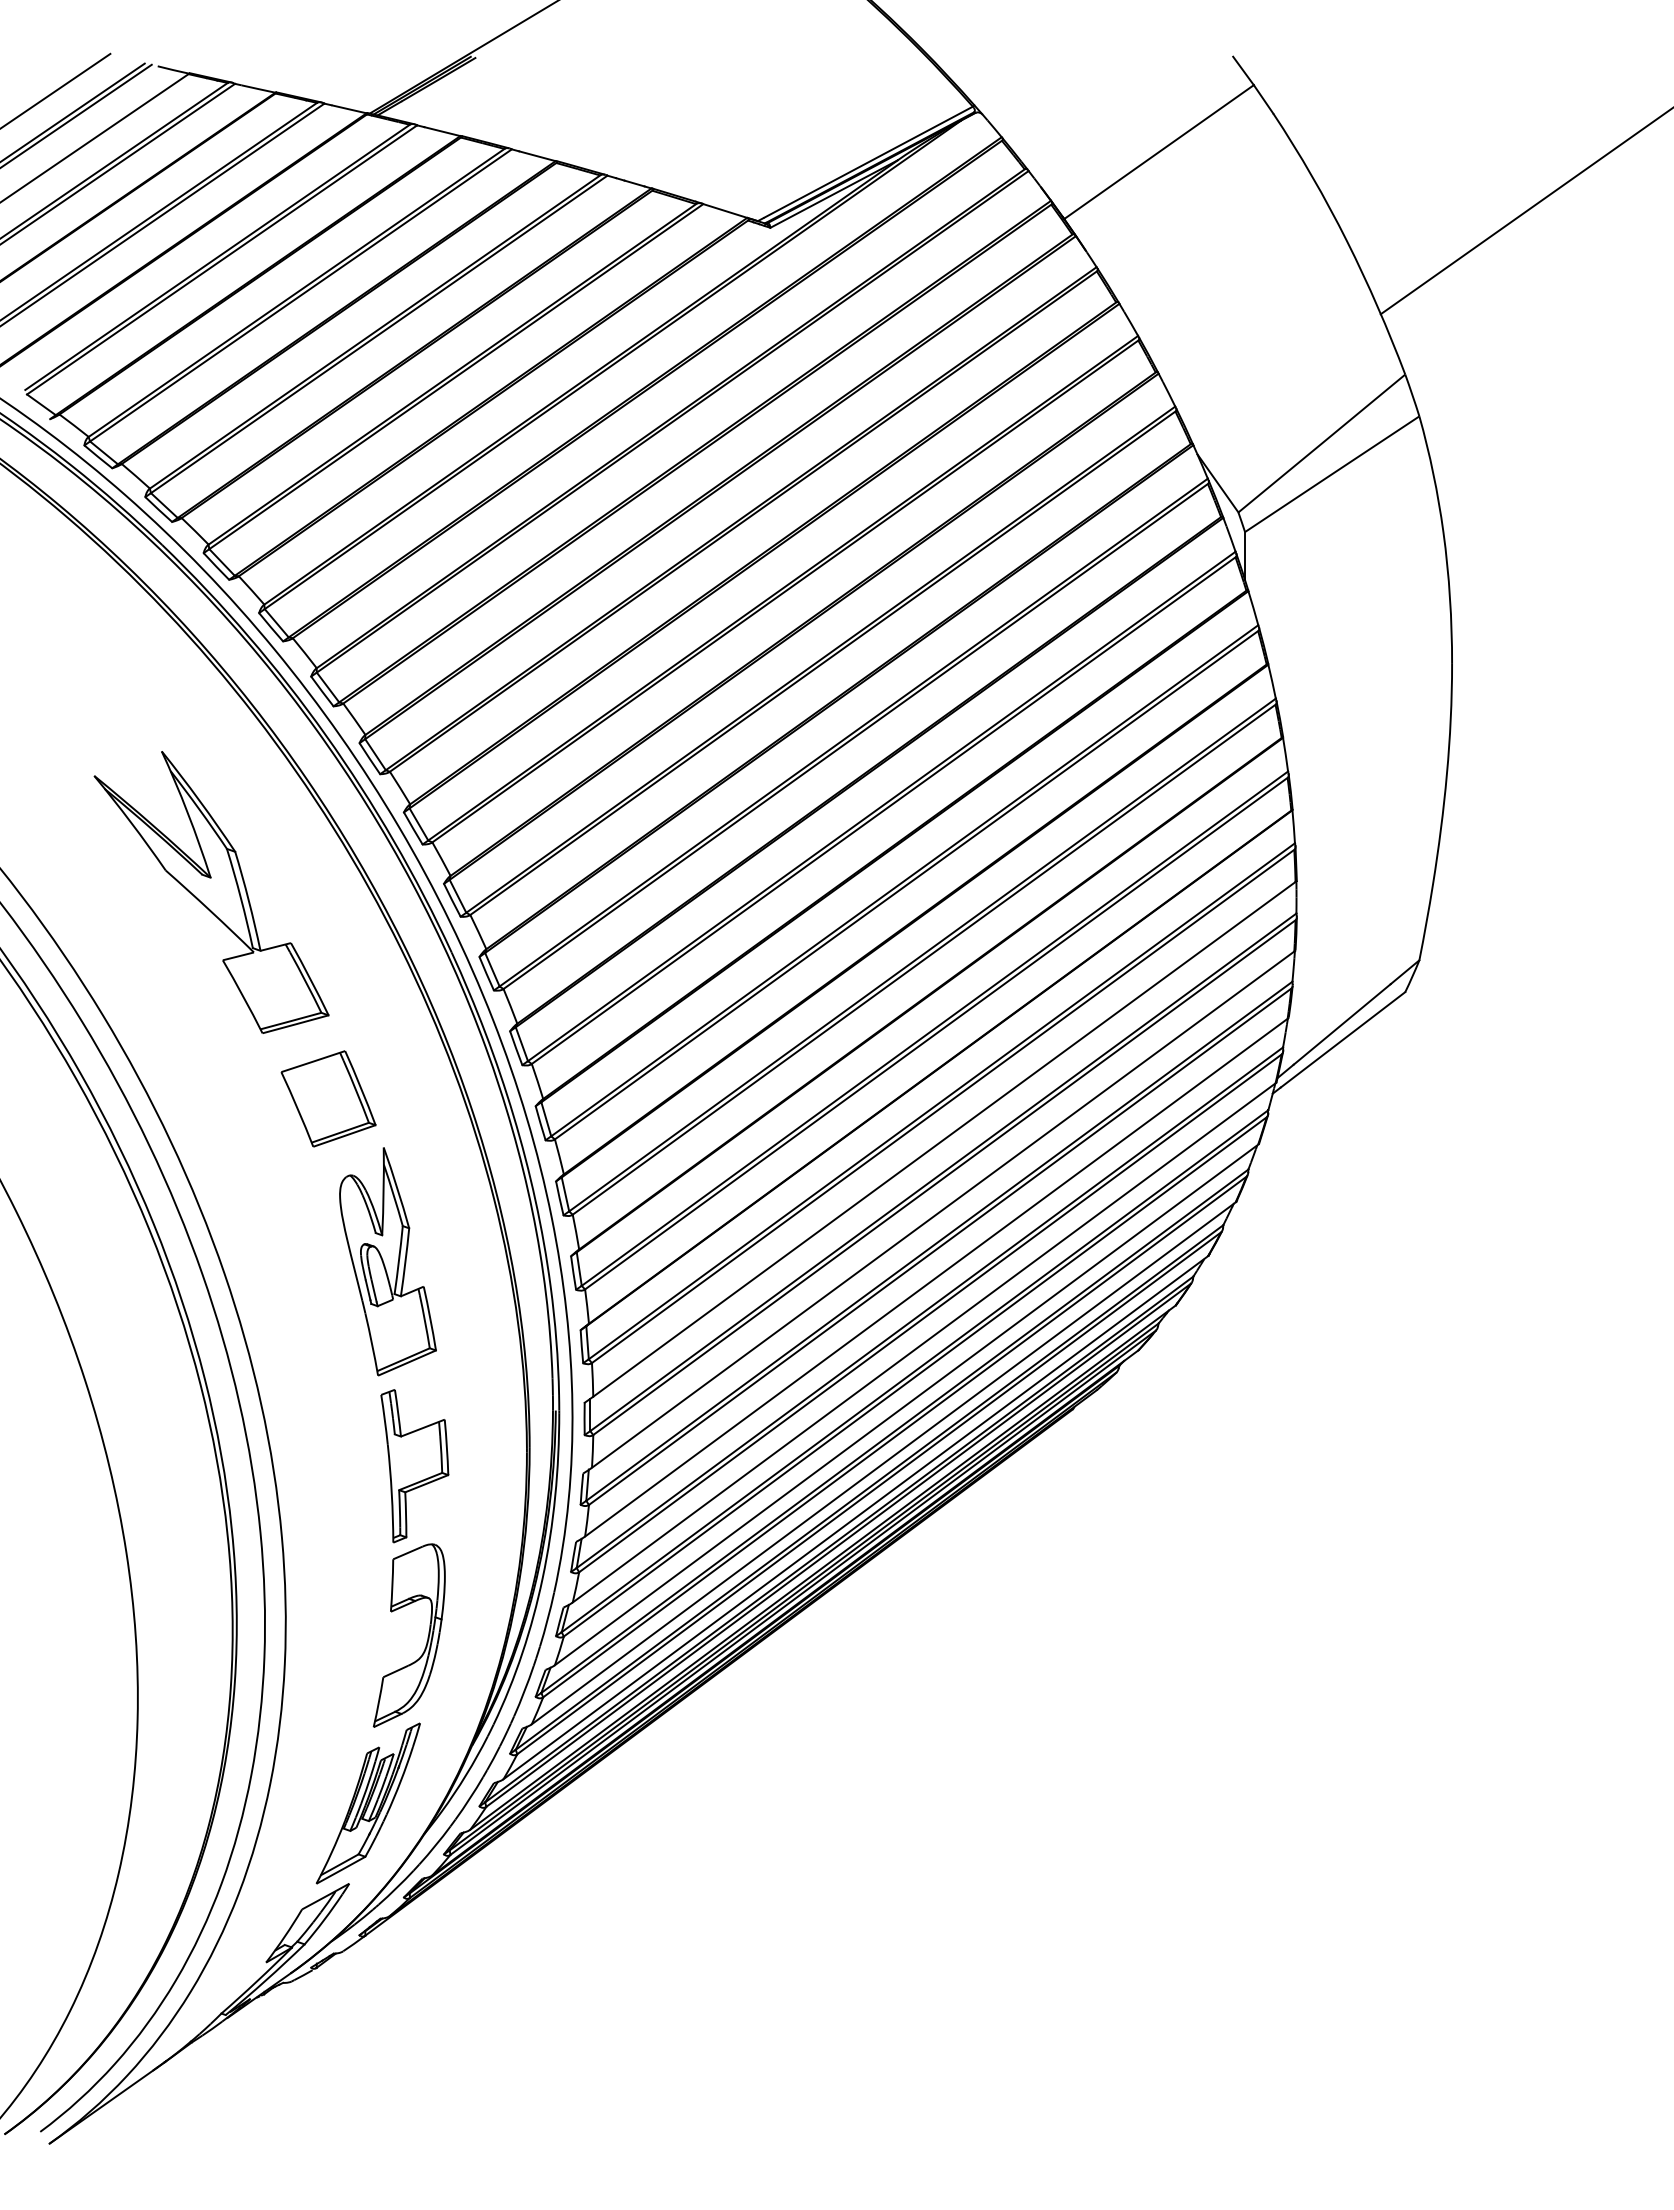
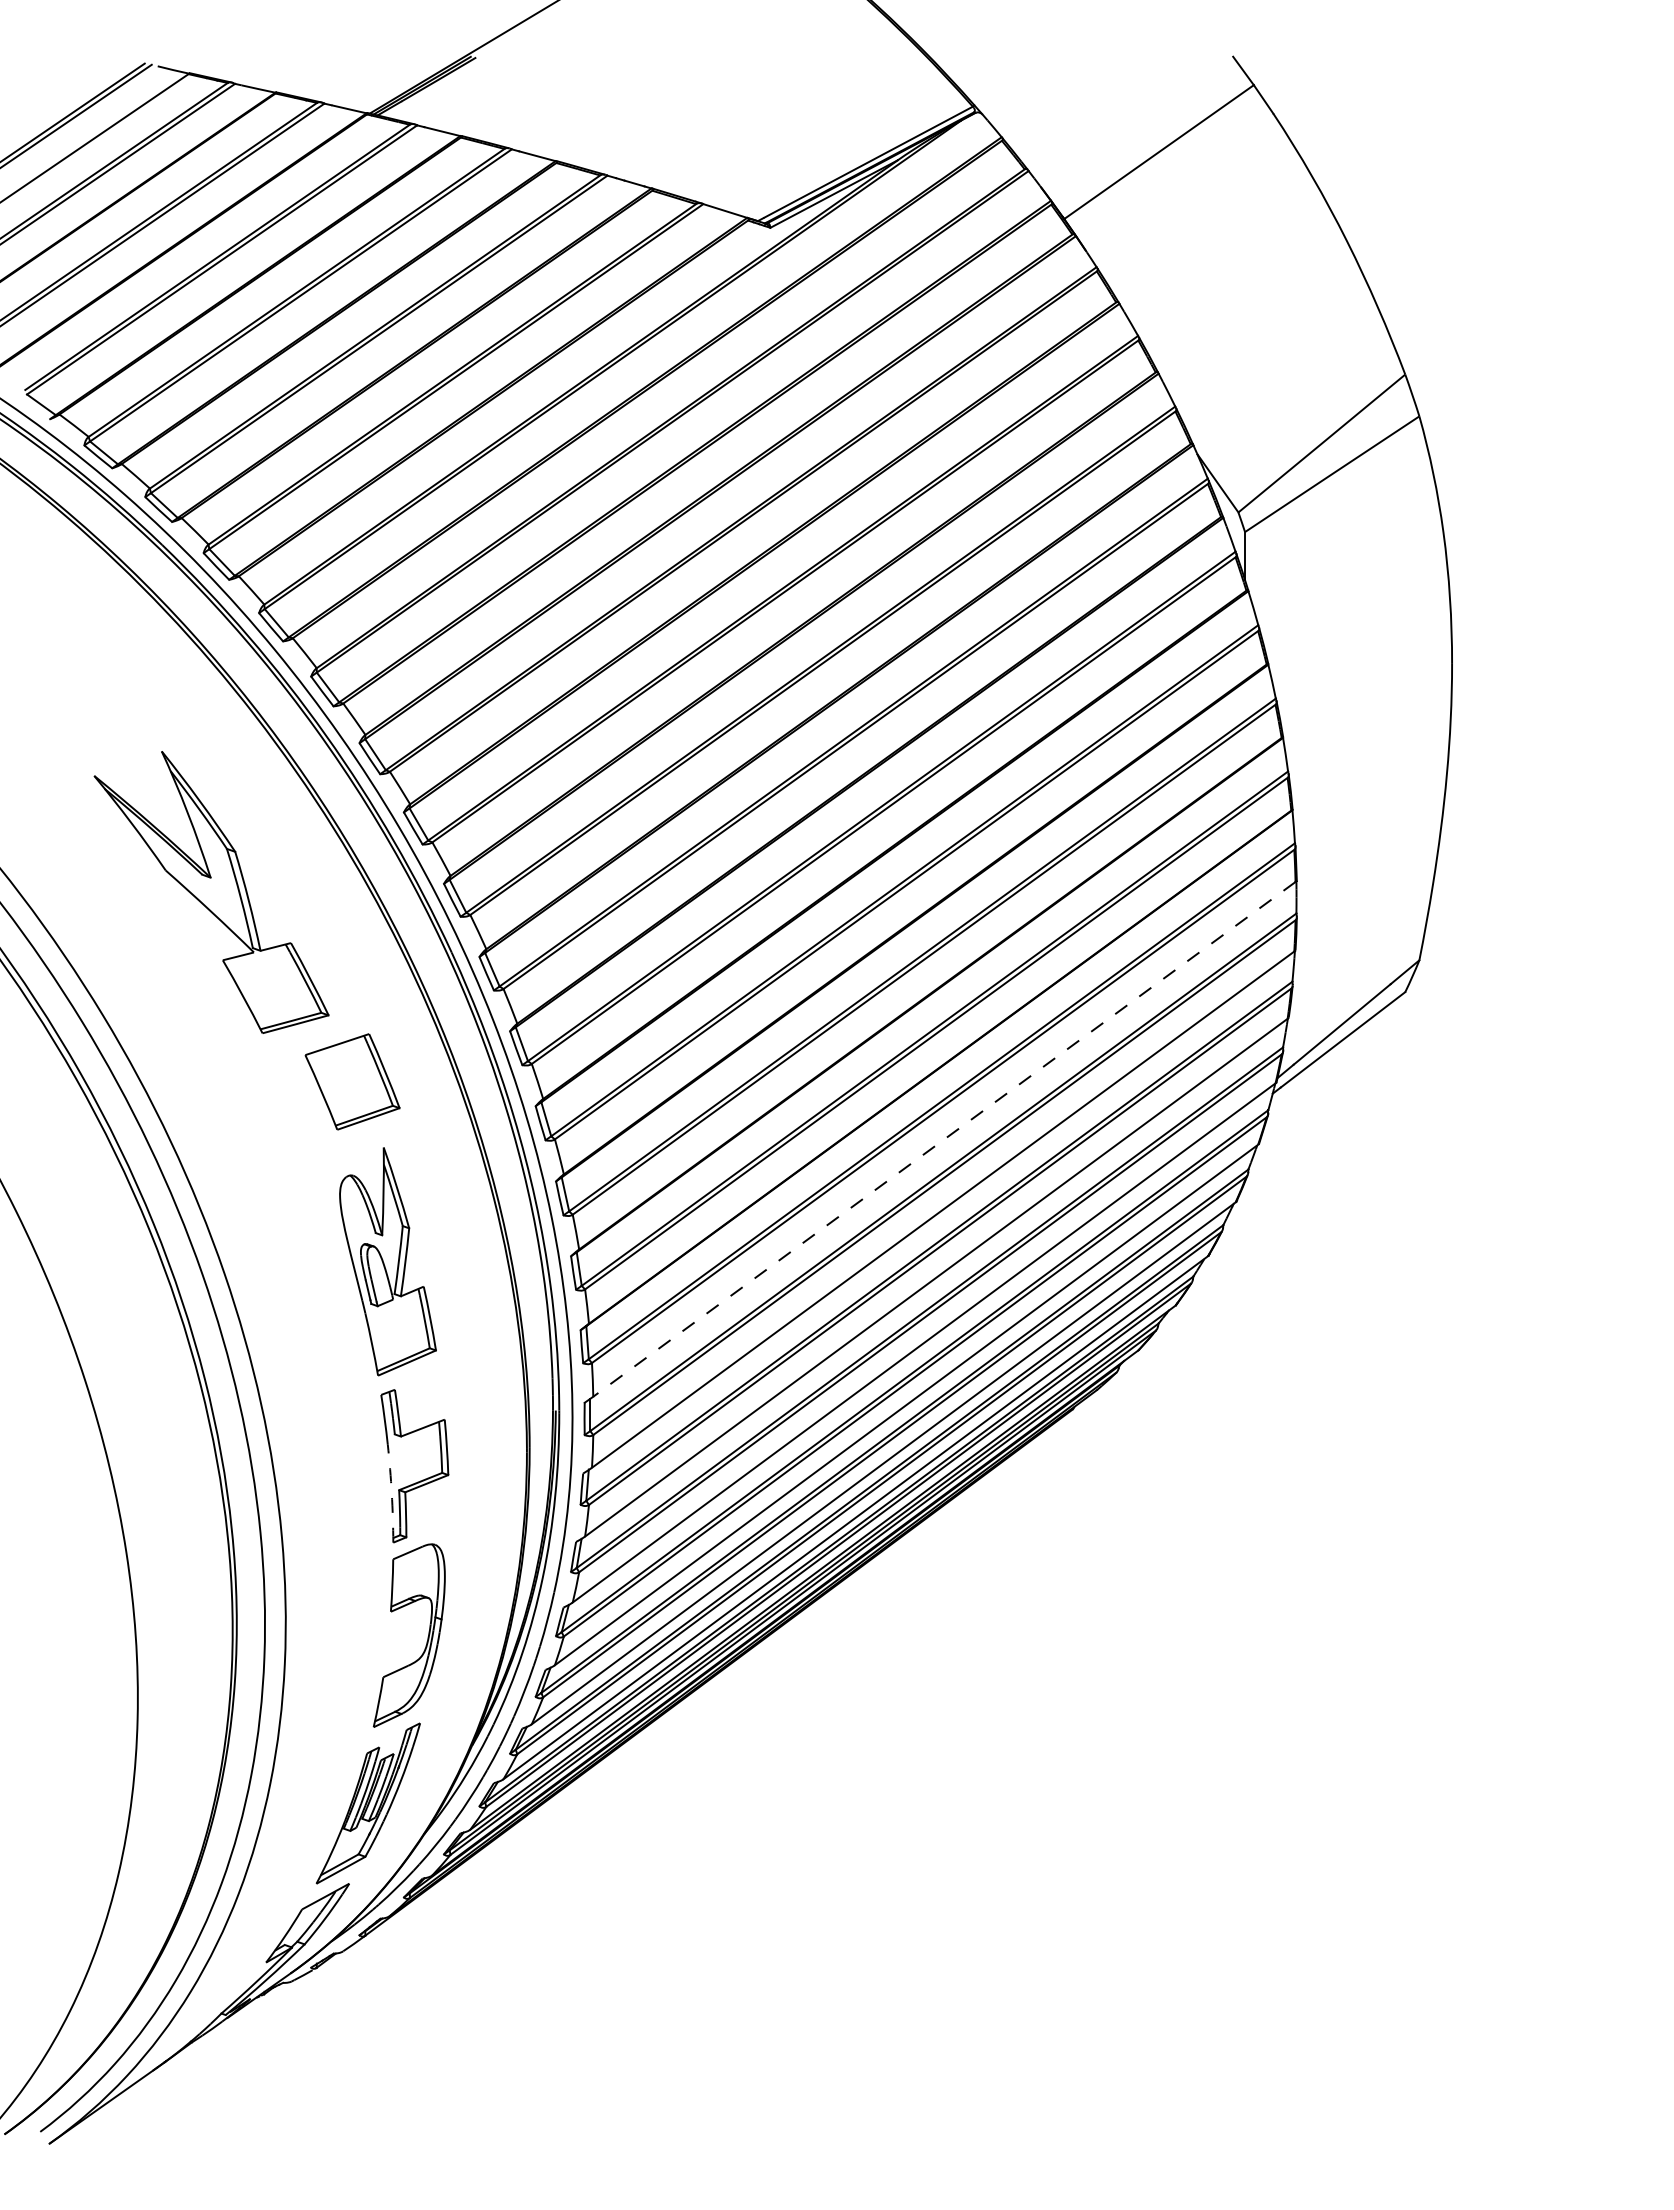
line: present -> none (56, 90)
line: present -> none (1525, 211)
part position: (328, 1098) -> (352, 1081) (352, 1081)
line: solid -> dashed (943, 1139)
arc: solid -> dashed (391, 1493)
